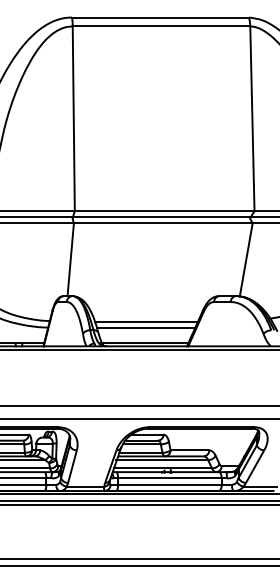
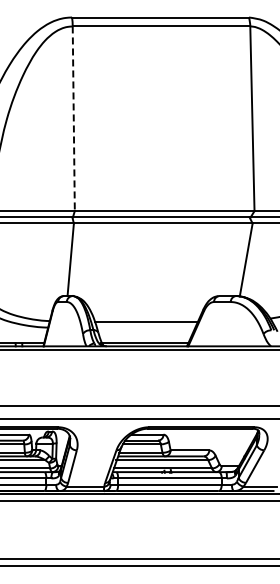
line: solid -> dashed (73, 119)
line: present -> none (146, 328)
line: present -> none (139, 505)
